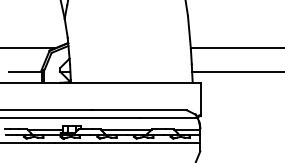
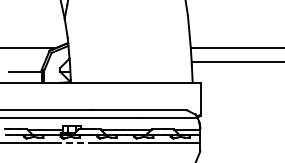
line position: (236, 71) -> (236, 61) (236, 61)
line: solid -> dashed (74, 143)
